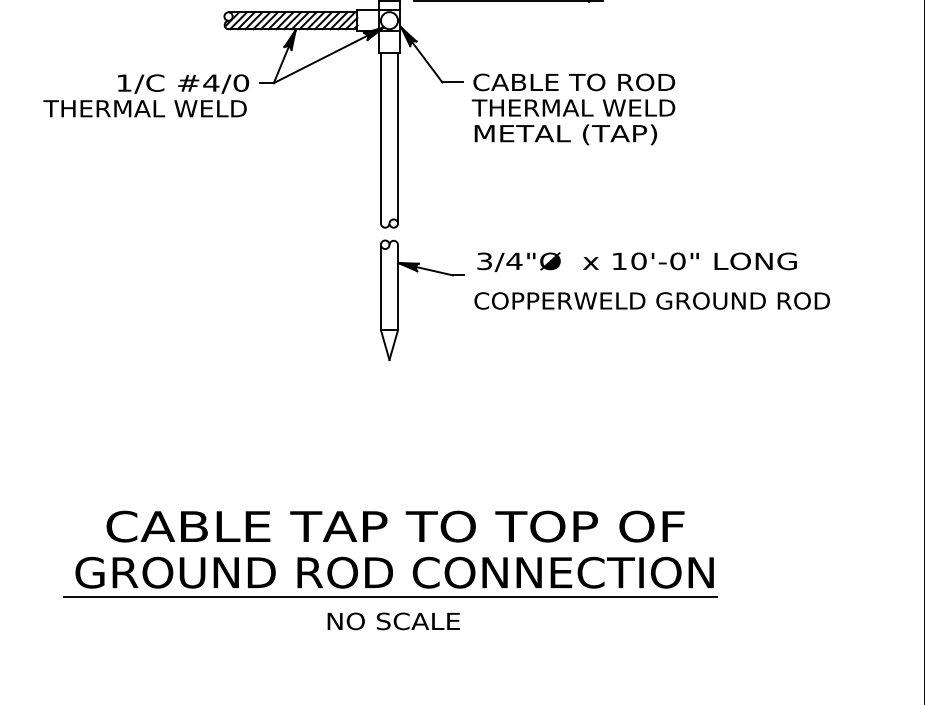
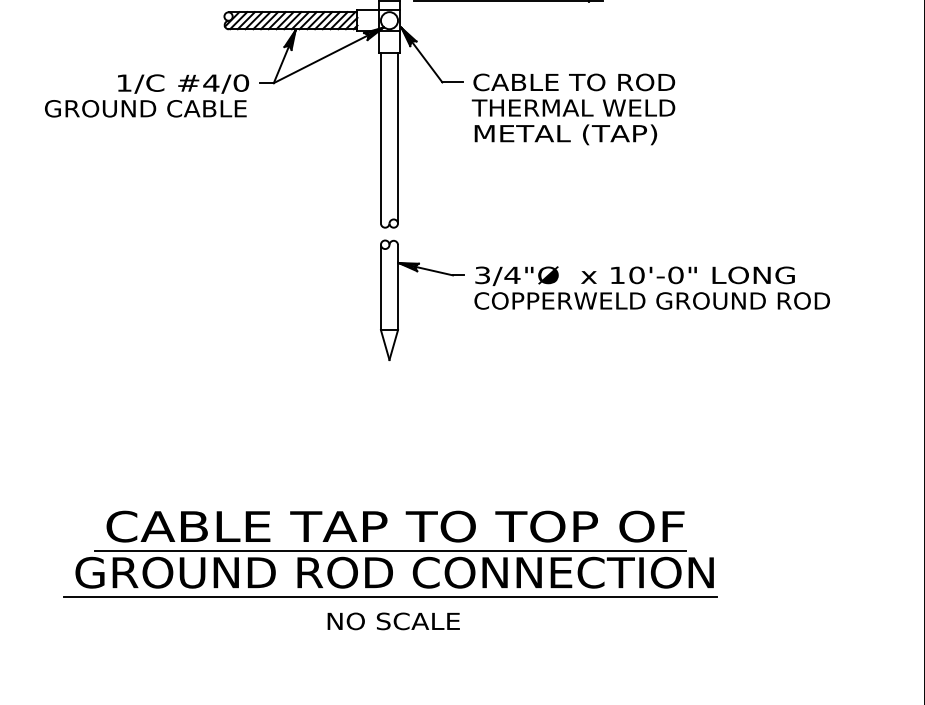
text: THERMAL WELD -> GROUND CABLE (144, 108)
text position: (636, 261) -> (634, 275) (634, 275)
line: none -> present (390, 550)
